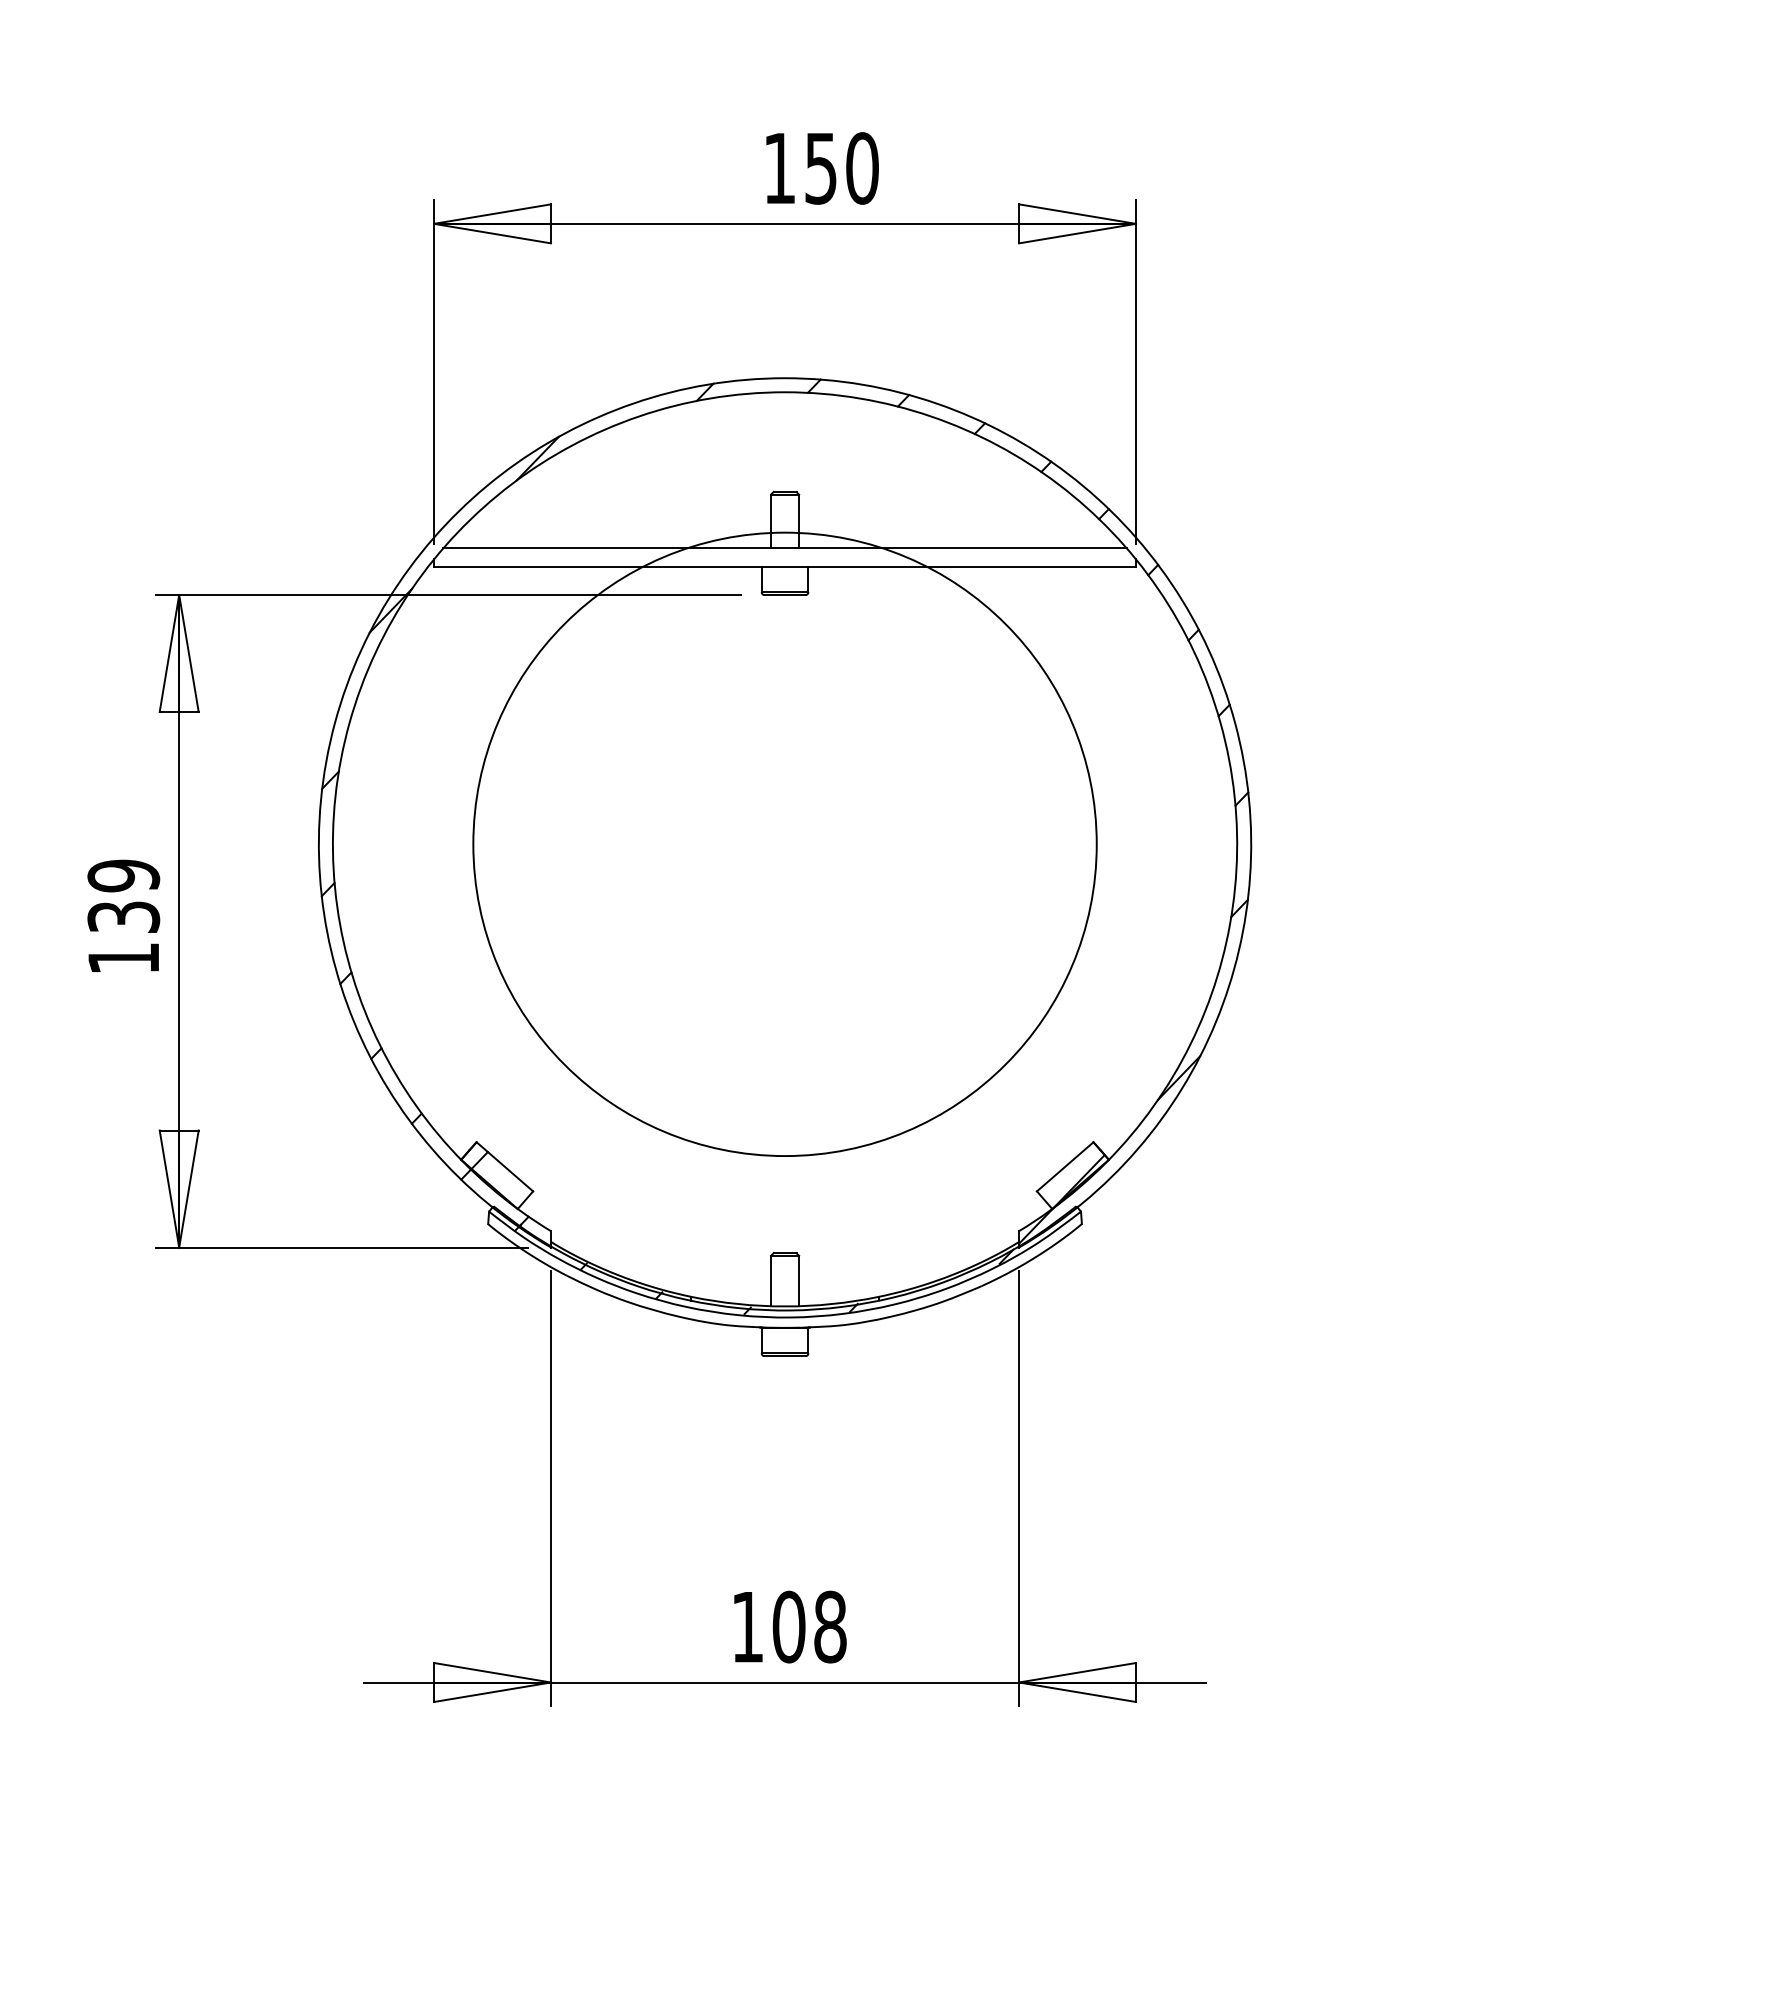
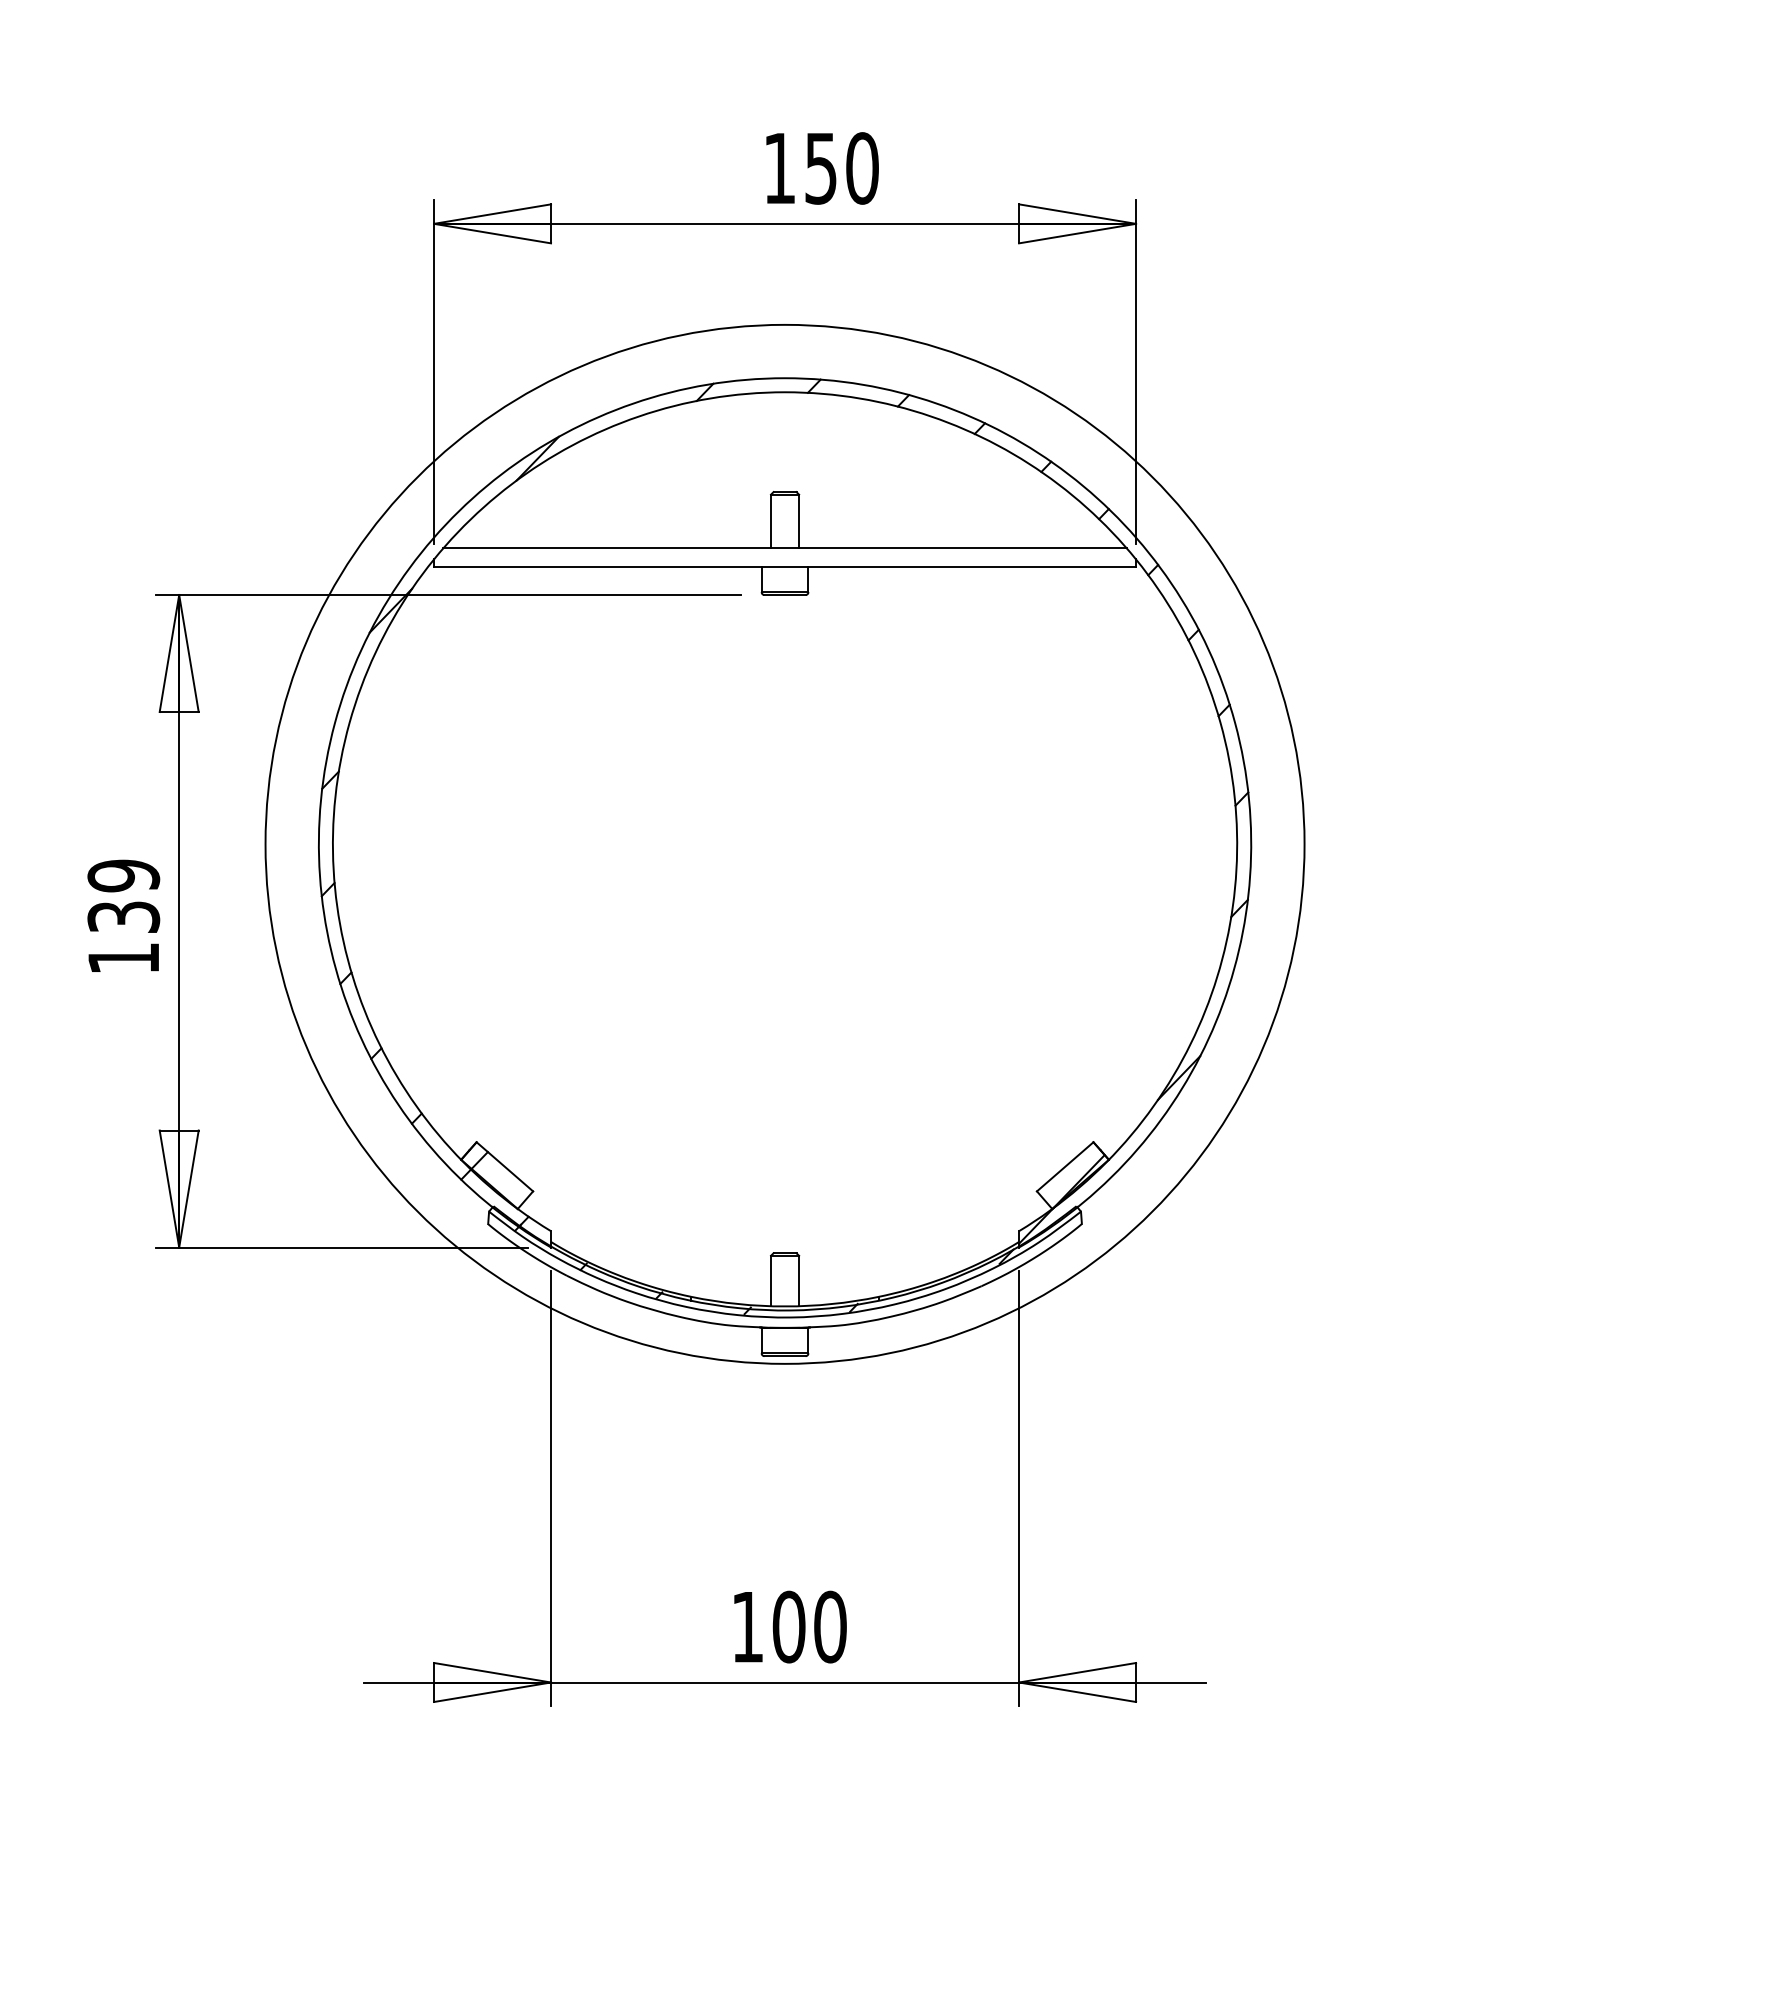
circle diameter: 623 px -> 1039 px (784, 843)
text: 108 -> 100 (830, 1627)
